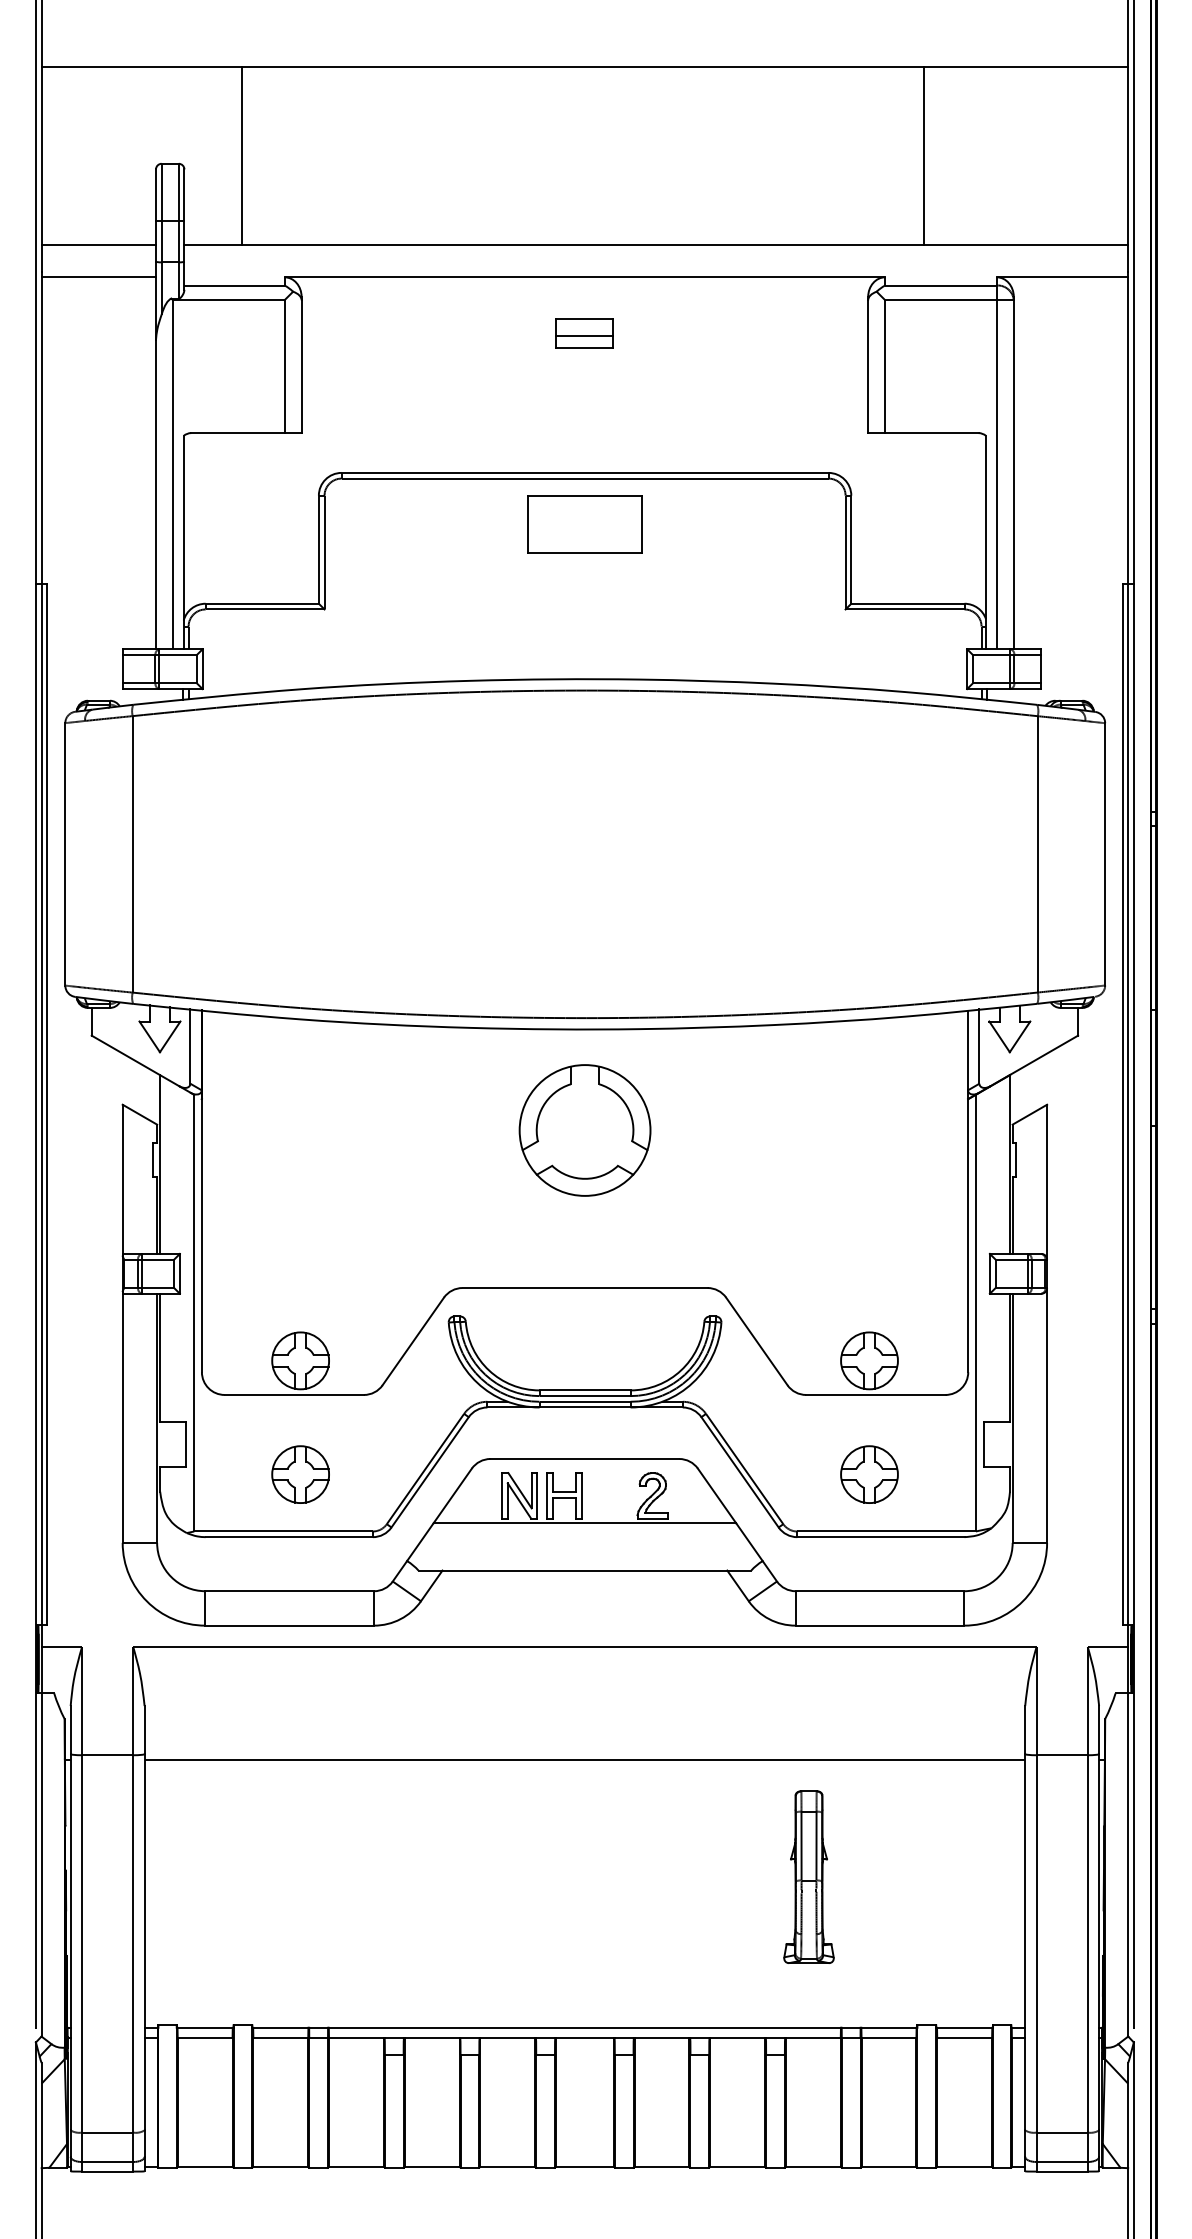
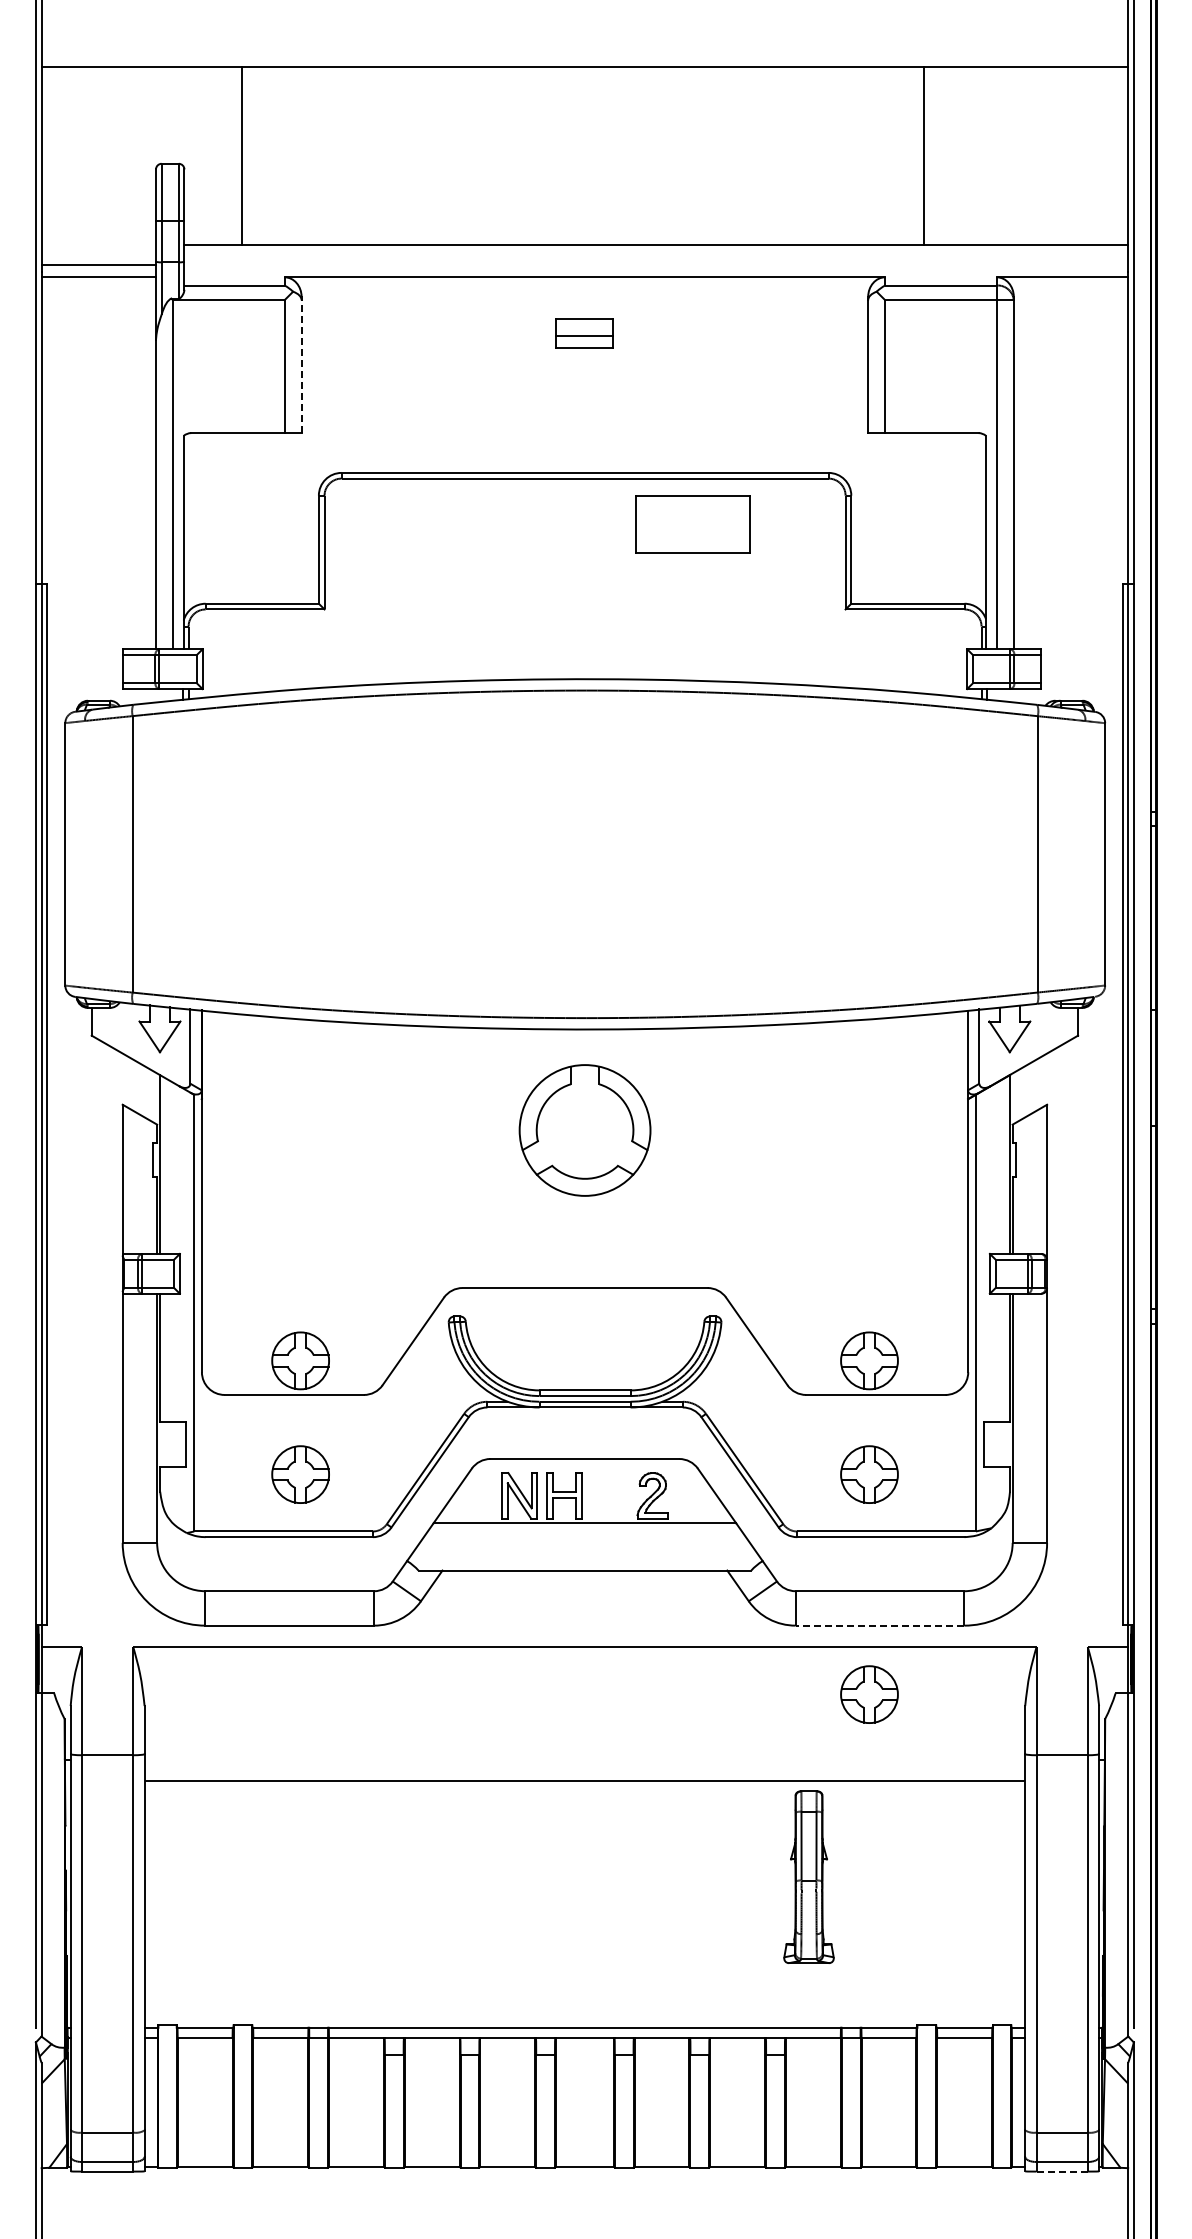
line position: (98, 244) -> (98, 264) (98, 264)
line: solid -> dashed (301, 366)
part position: (584, 524) -> (692, 524) (692, 524)
line: solid -> dashed (879, 1625)
part: none -> present (869, 1694)
line position: (584, 1759) -> (584, 1780) (584, 1780)
line: solid -> dashed (1062, 2171)
